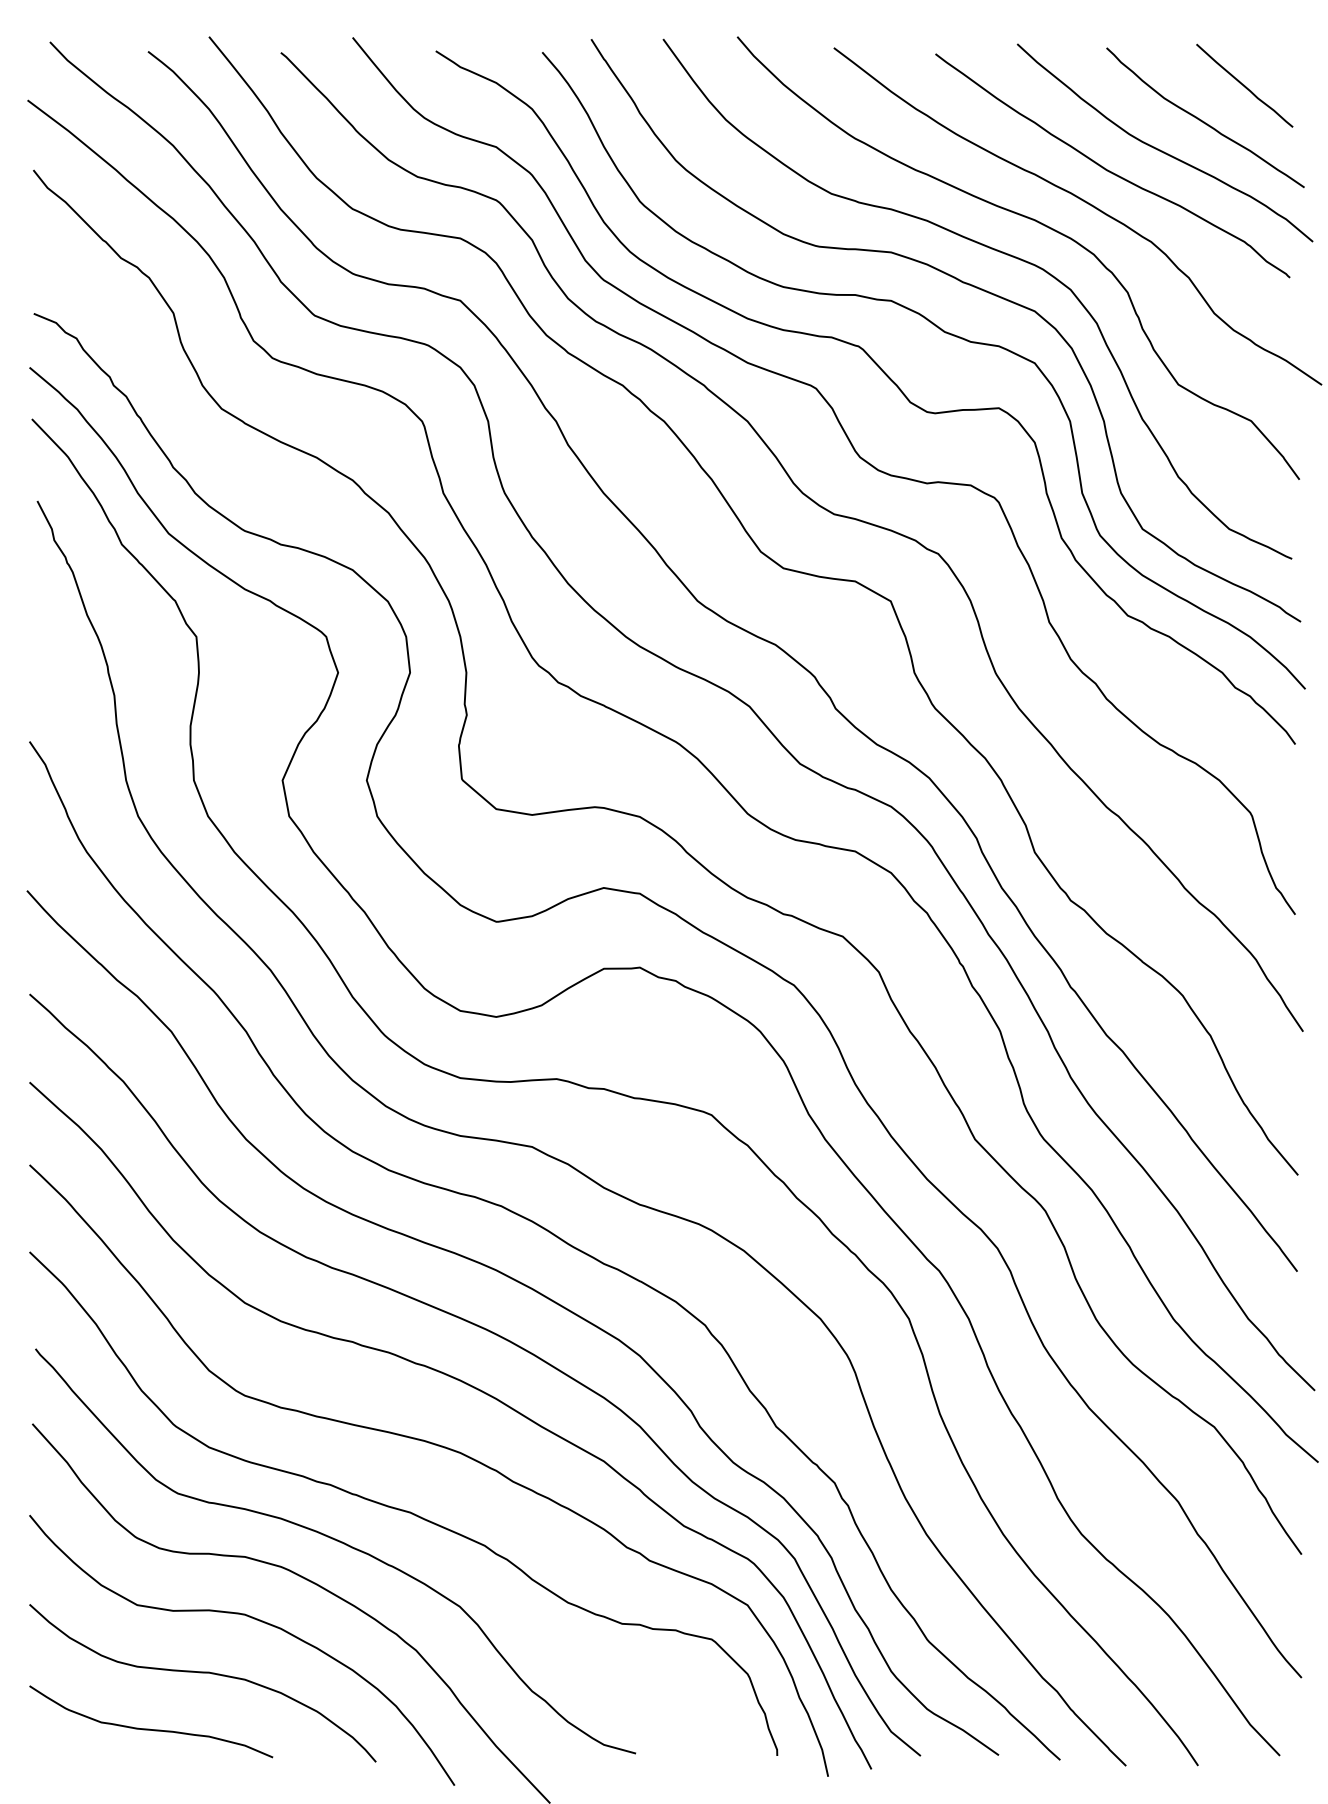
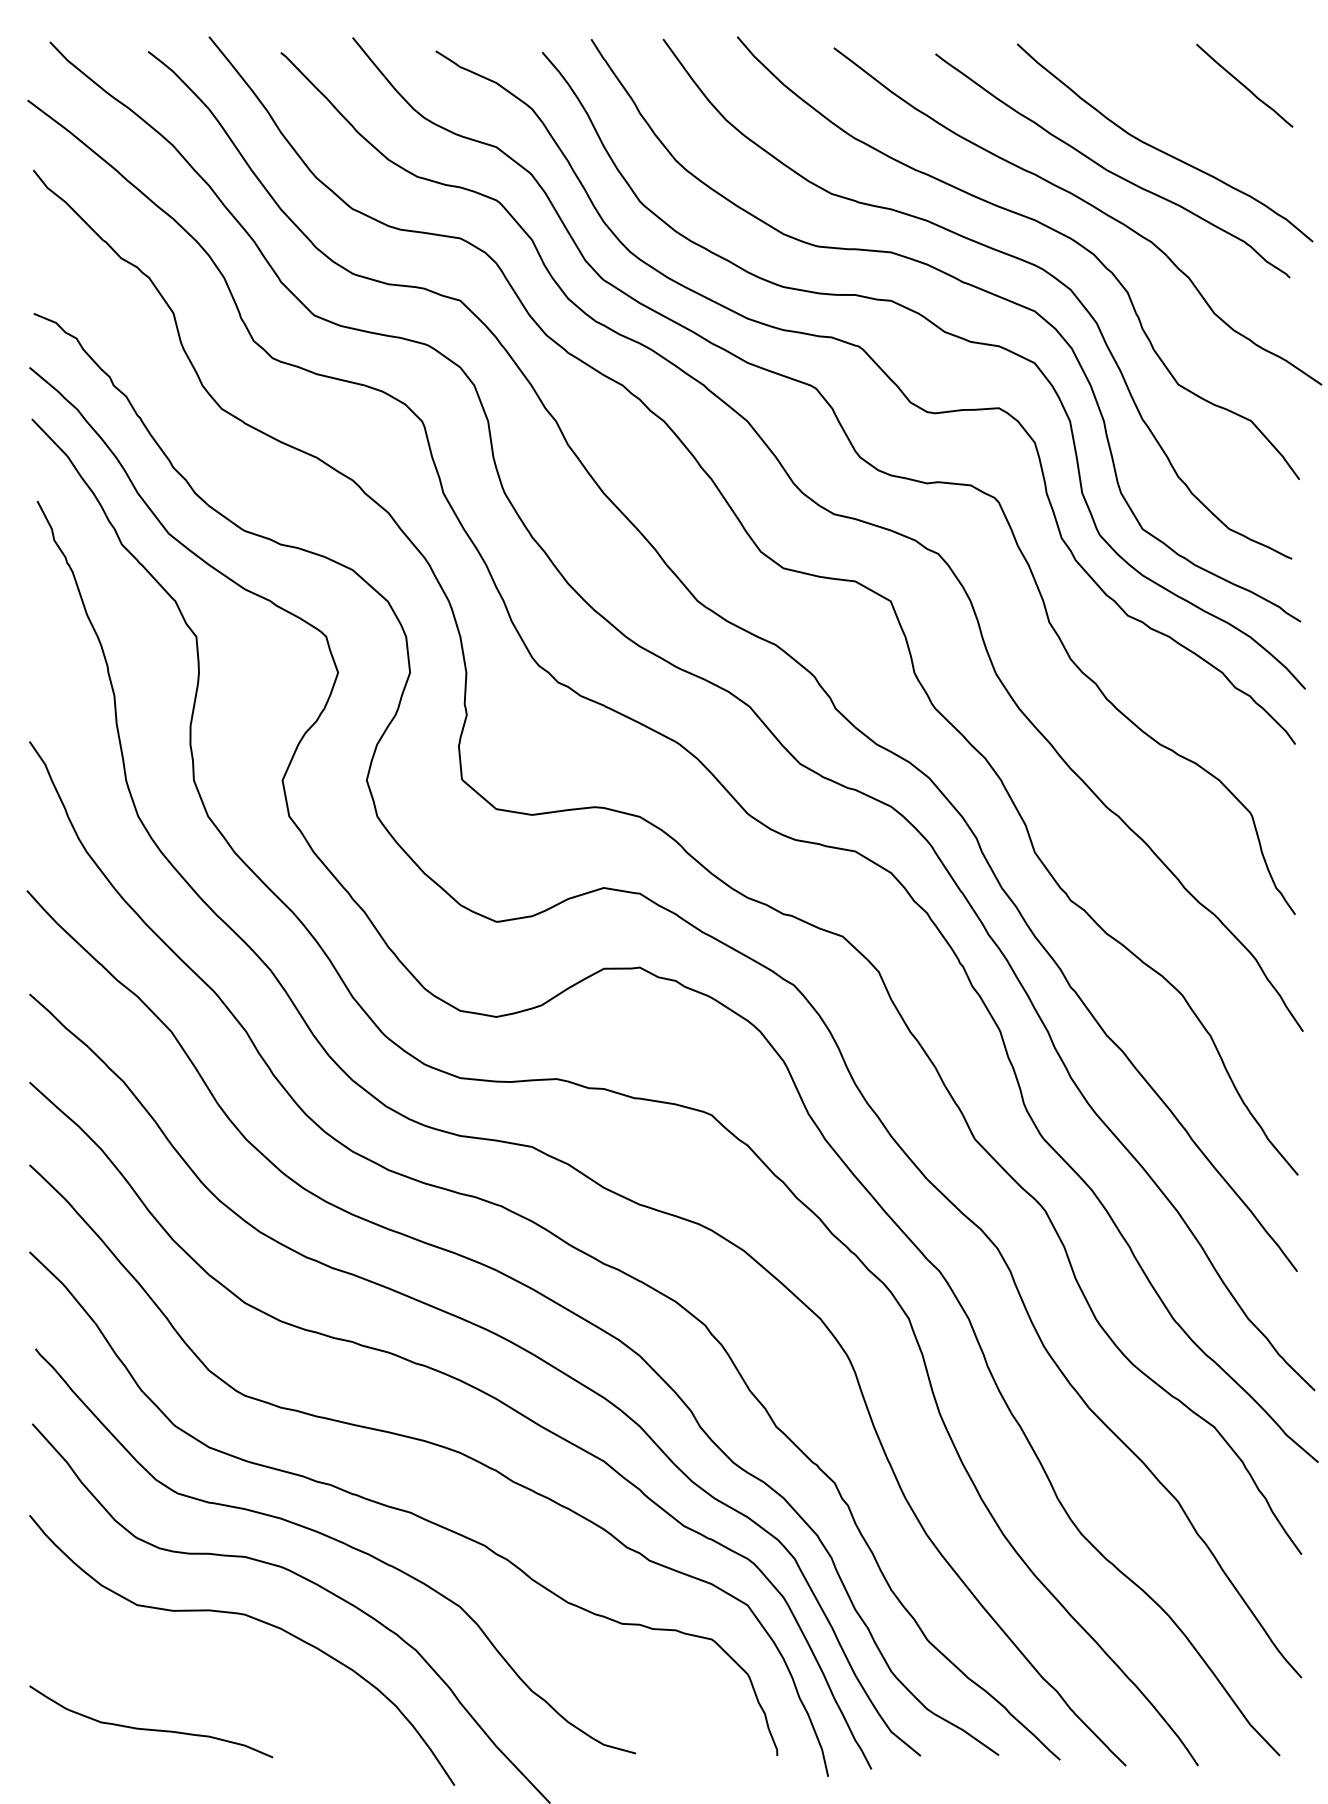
curve: present -> none (1204, 121)
curve: present -> none (202, 1673)
